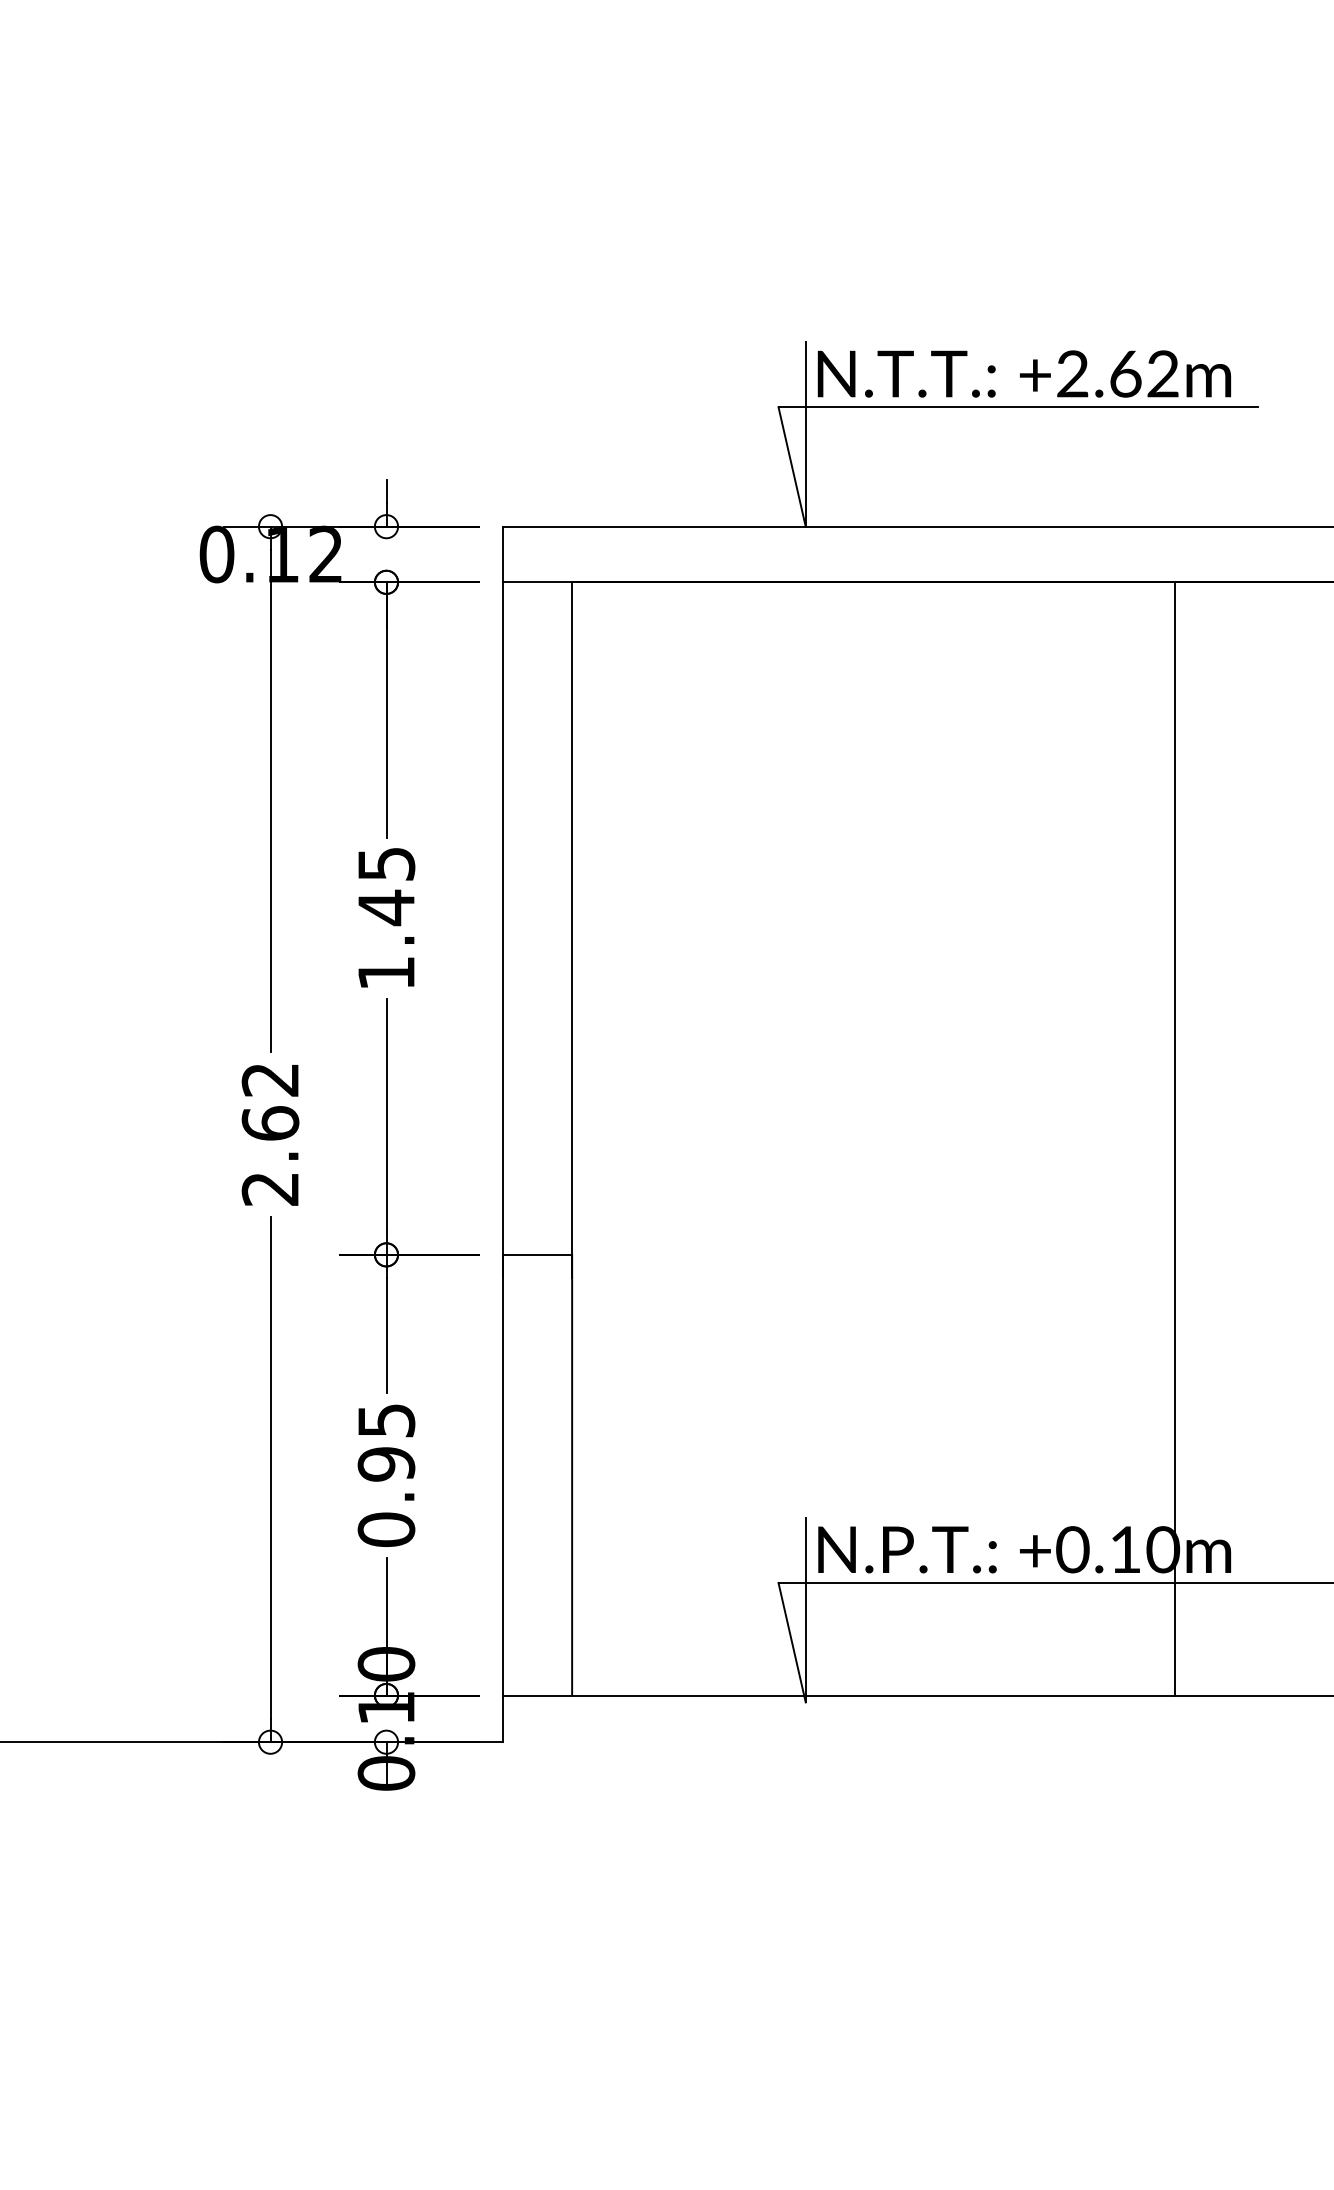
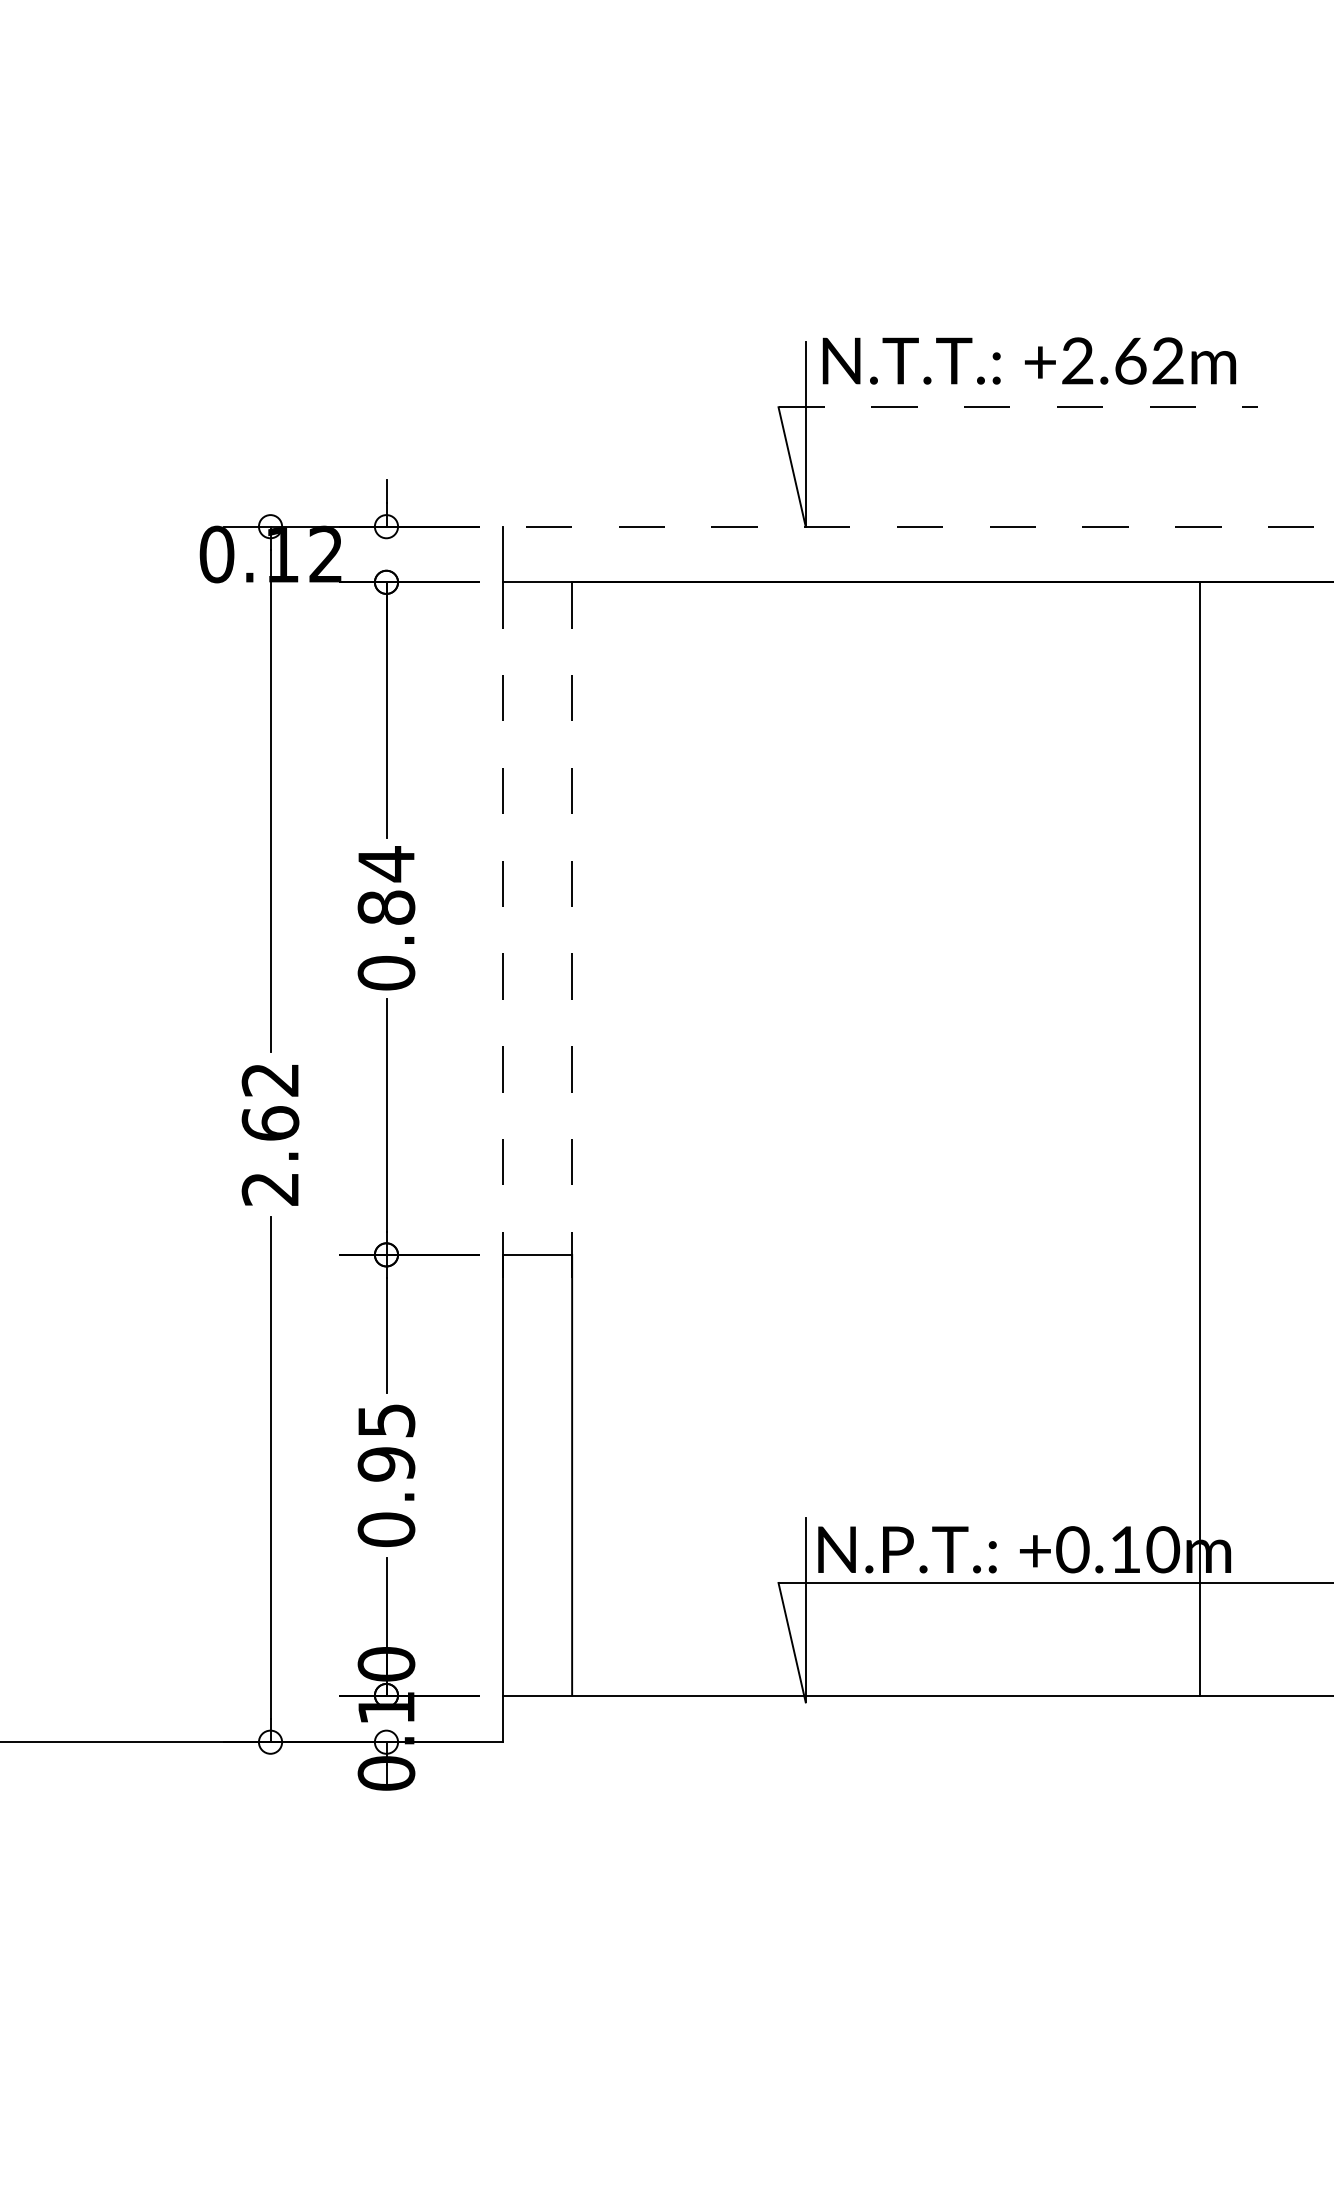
text position: (1024, 373) -> (1029, 360) (1029, 360)
line: solid -> dashed (1018, 407)
line: solid -> dashed (917, 526)
text: 1.45 -> 0.84 (386, 918)
line: solid -> dashed (502, 930)
line: solid -> dashed (572, 930)
line position: (1175, 1138) -> (1200, 1138) (1200, 1138)
